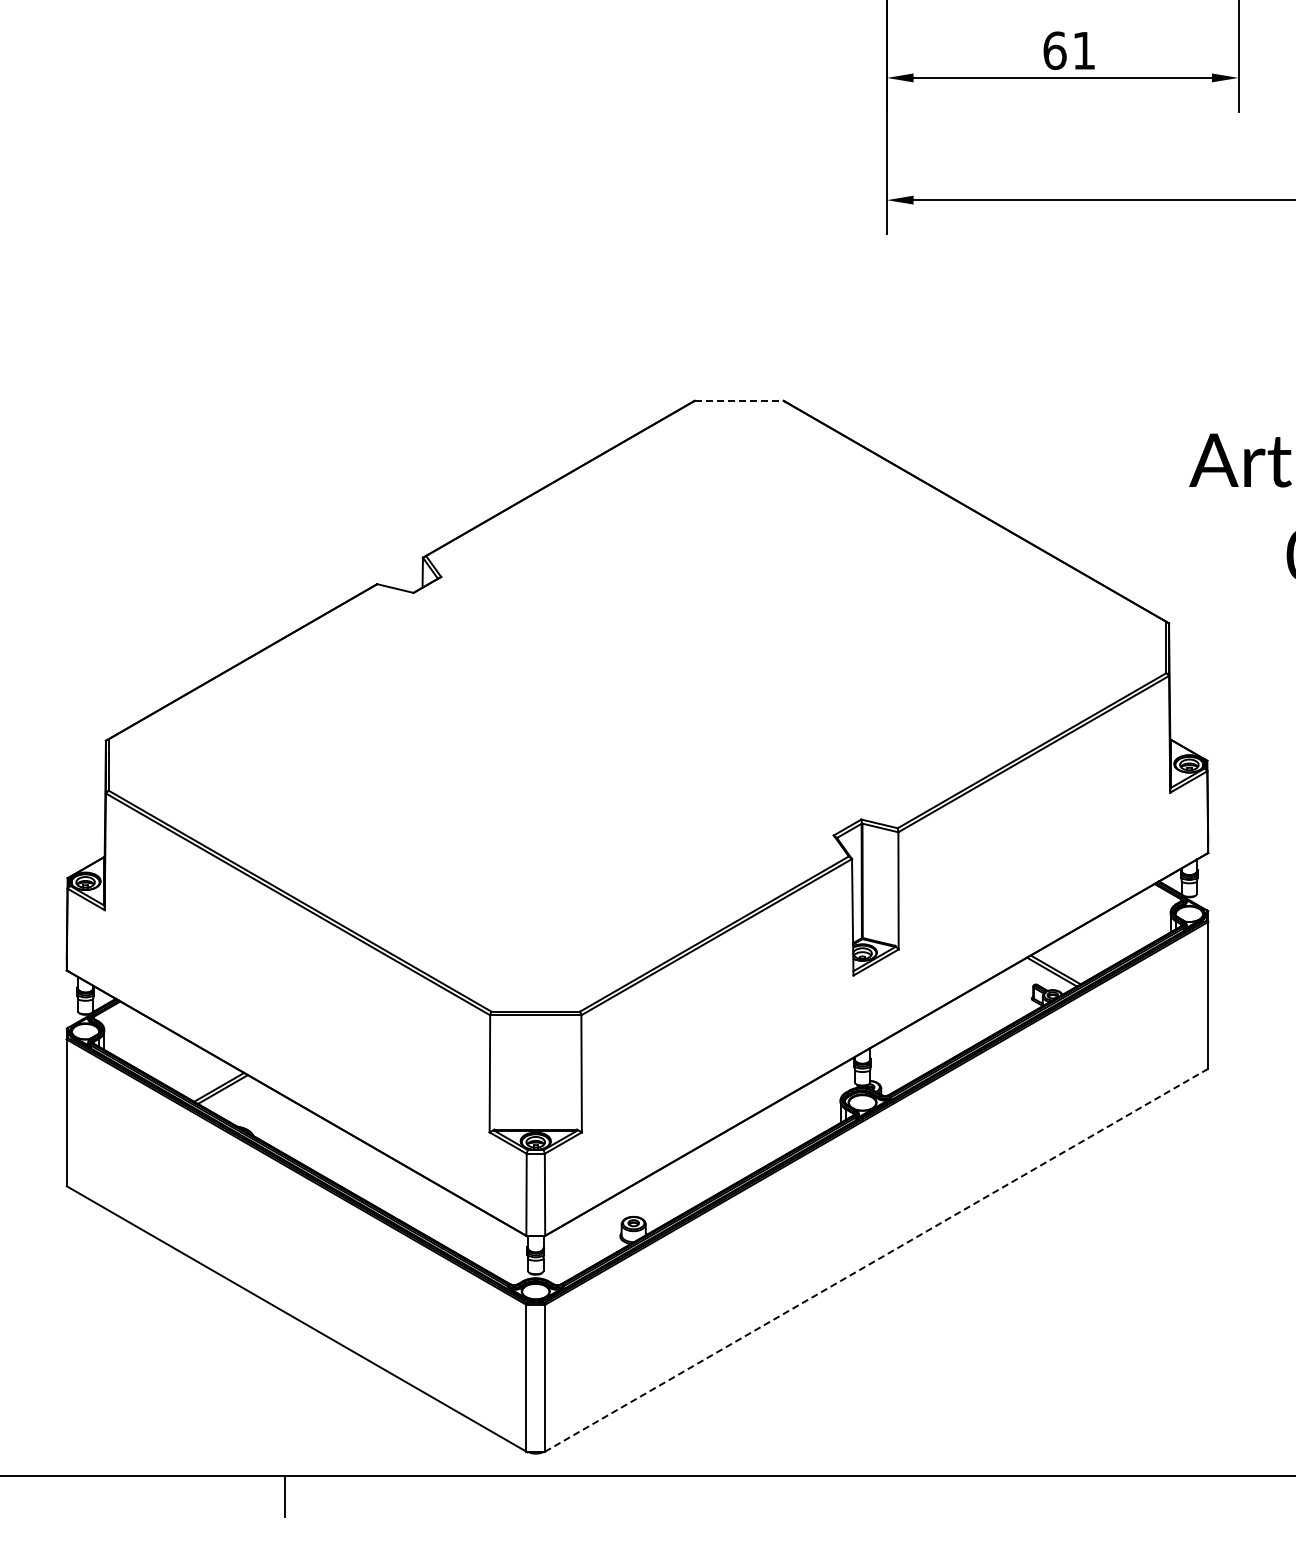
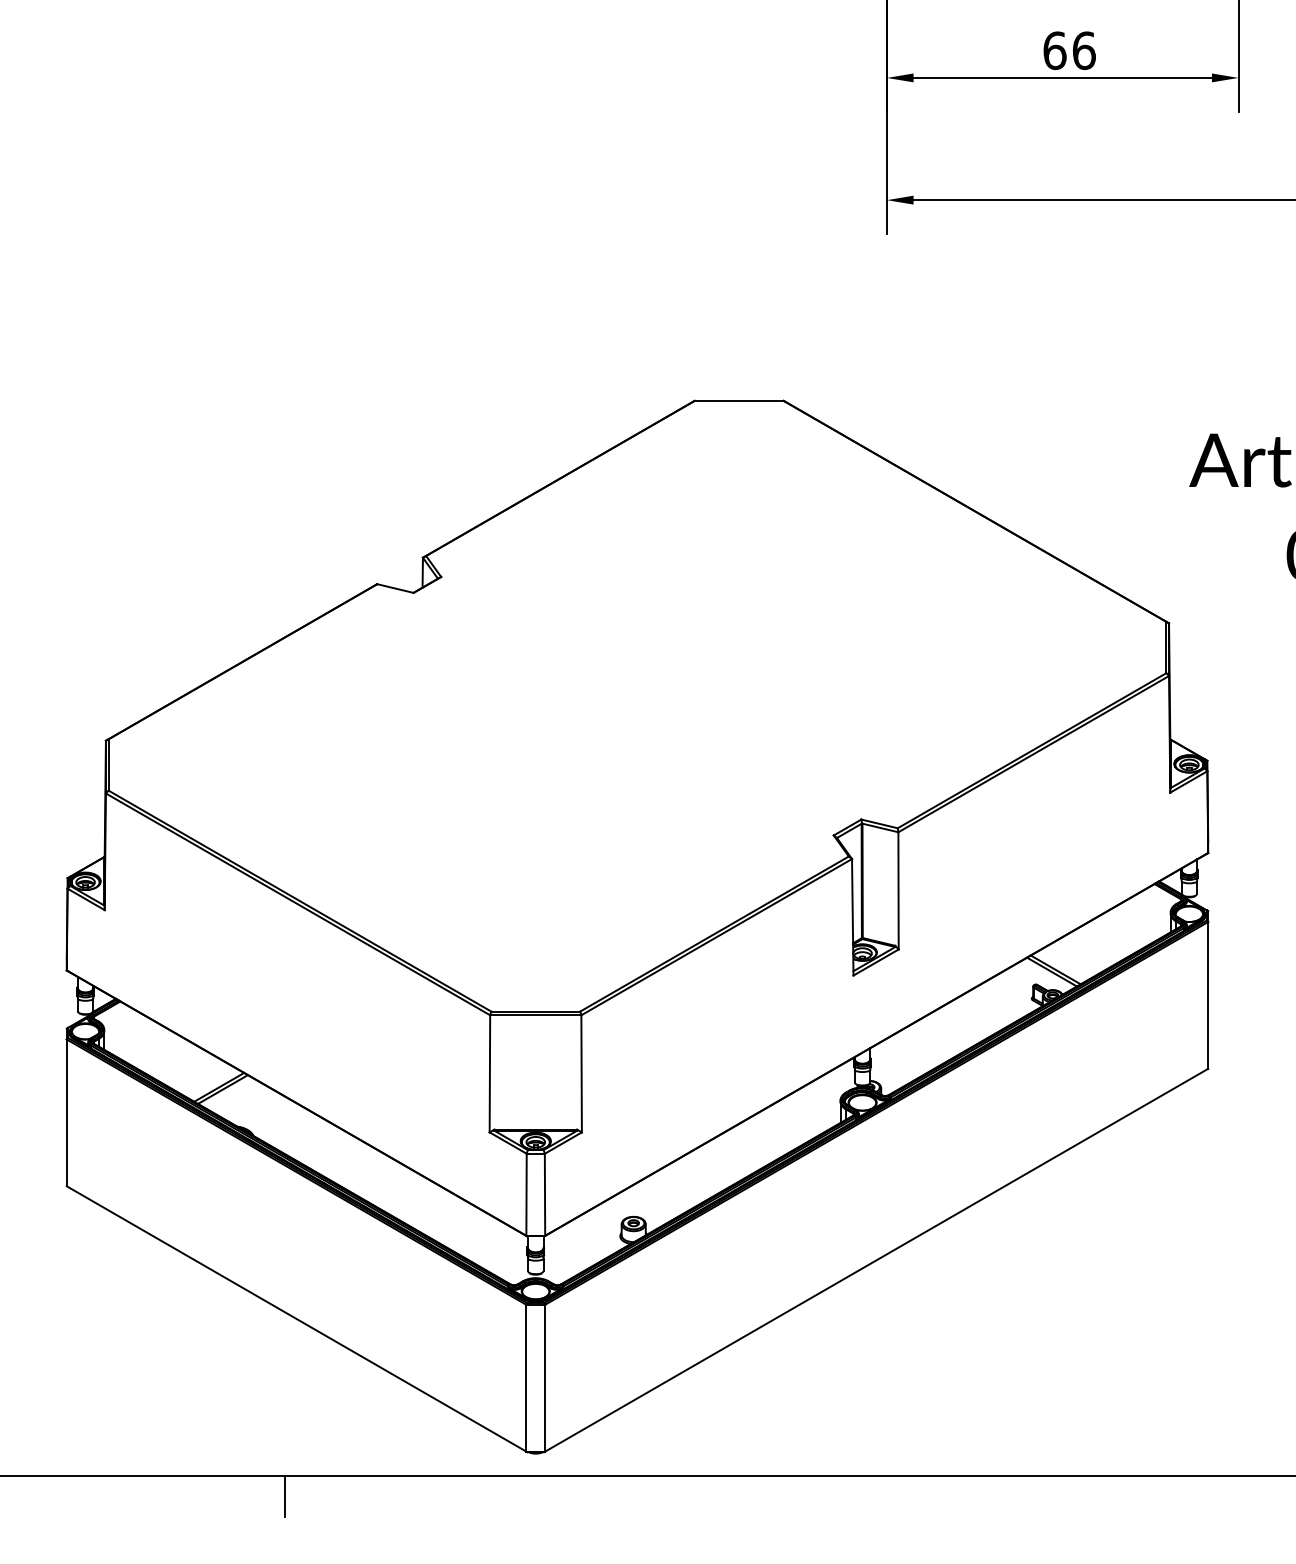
text: 61 -> 66 (1084, 50)
line: dashed -> solid (739, 400)
line: dashed -> solid (876, 1260)
